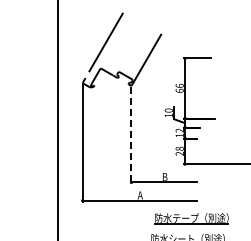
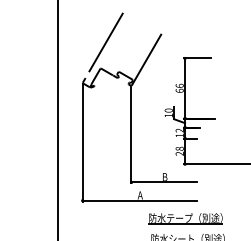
line: dashed -> solid (131, 135)
part position: (191, 218) -> (185, 218) (185, 218)
